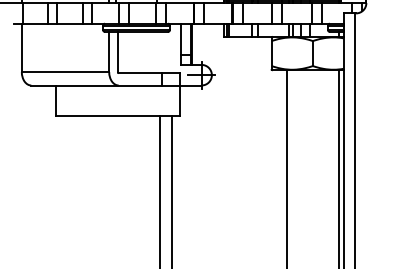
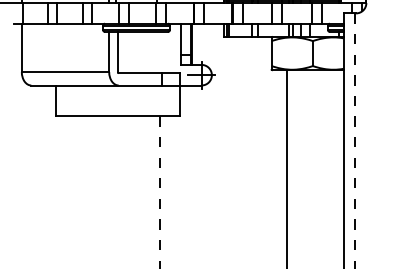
line: solid -> dashed (355, 141)
line: present -> none (338, 167)
line: present -> none (171, 190)
line: solid -> dashed (160, 192)
